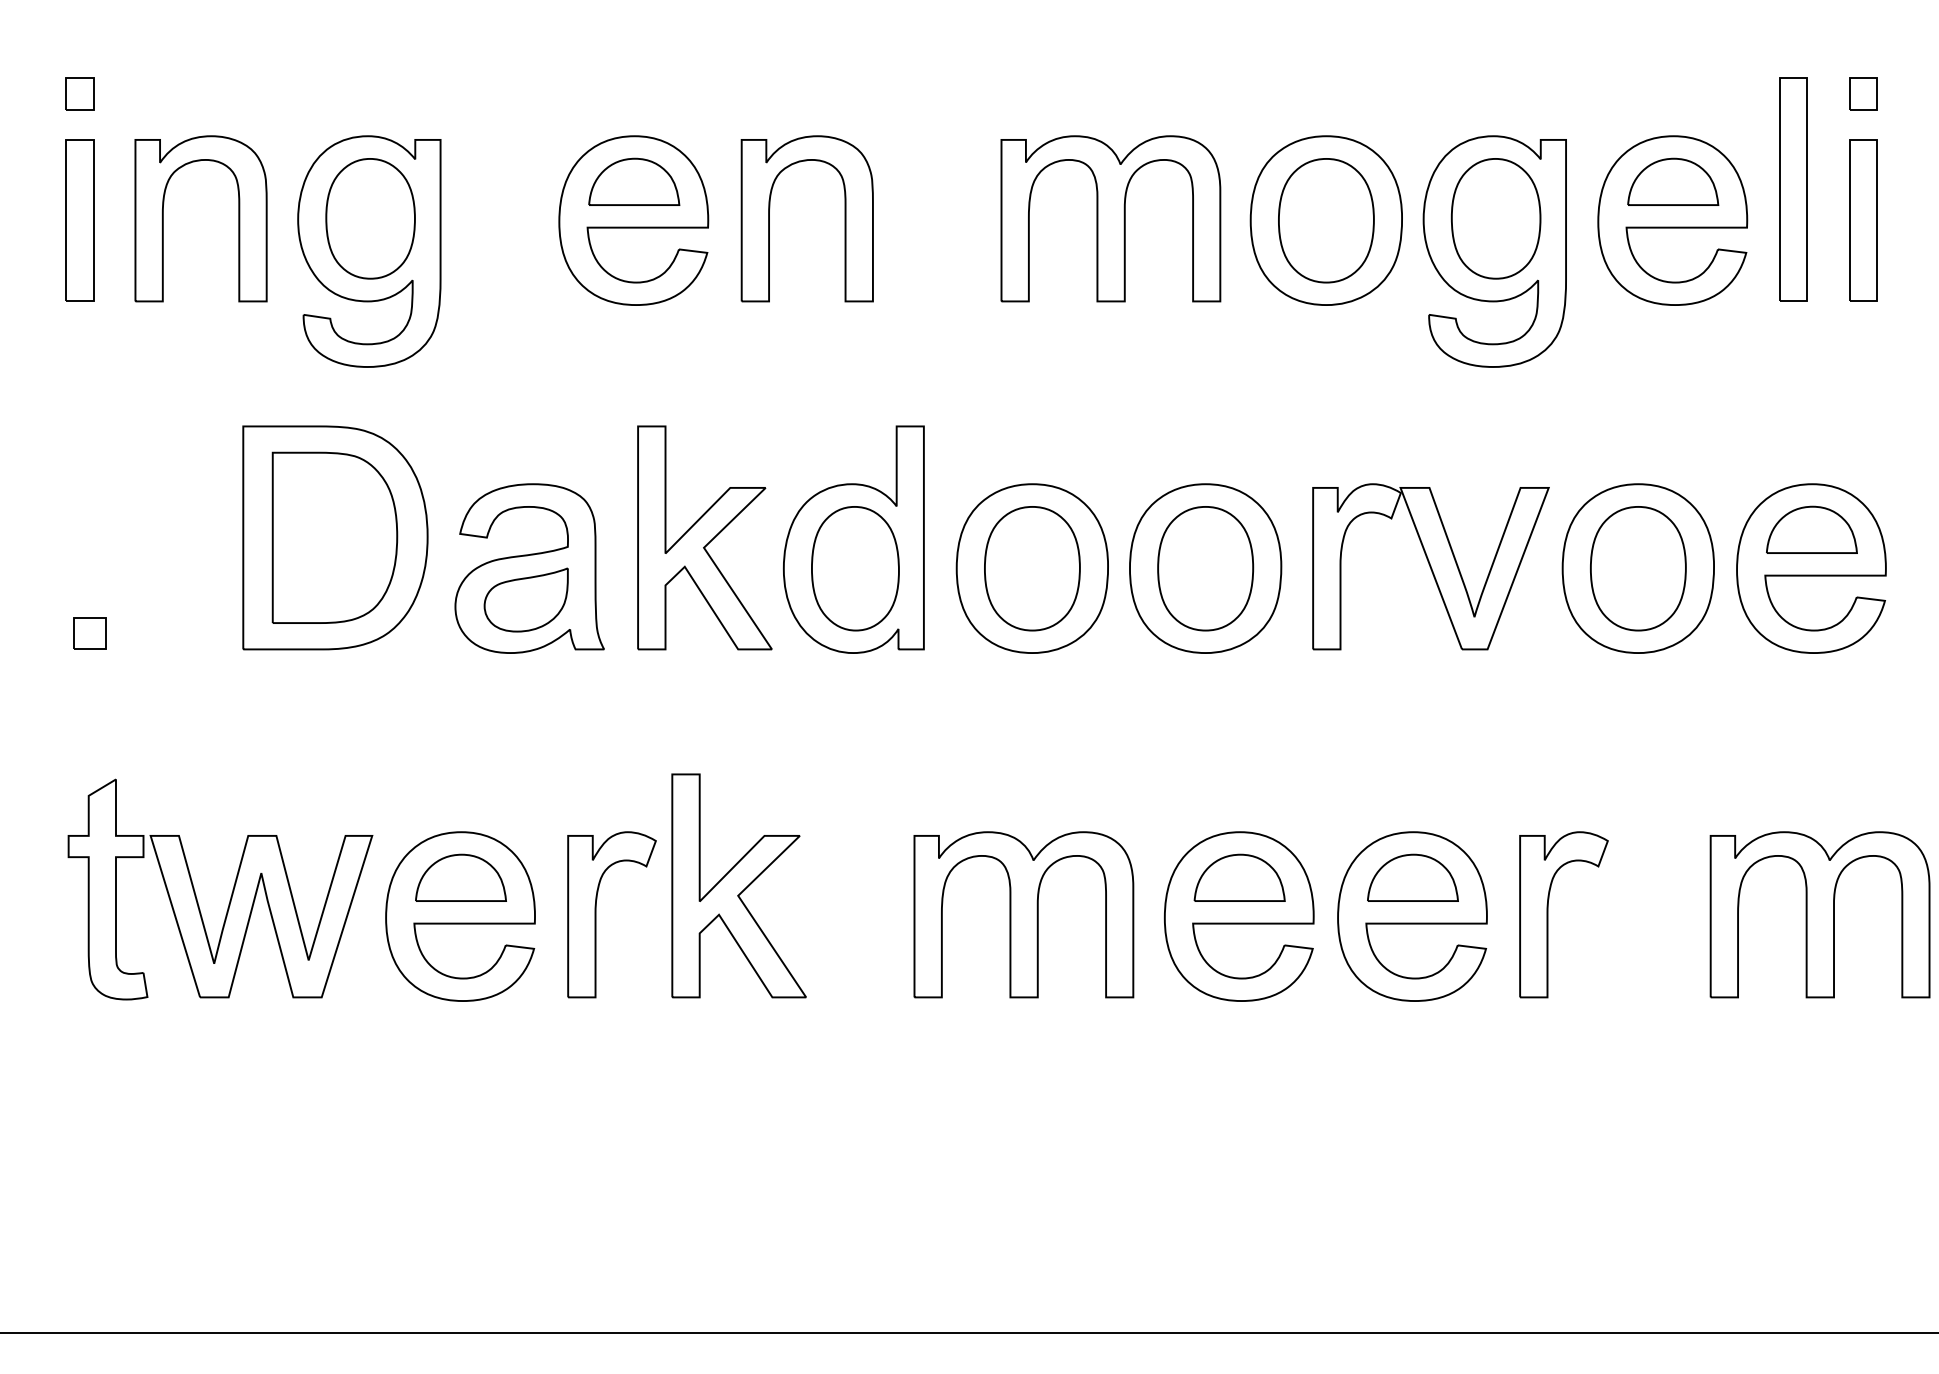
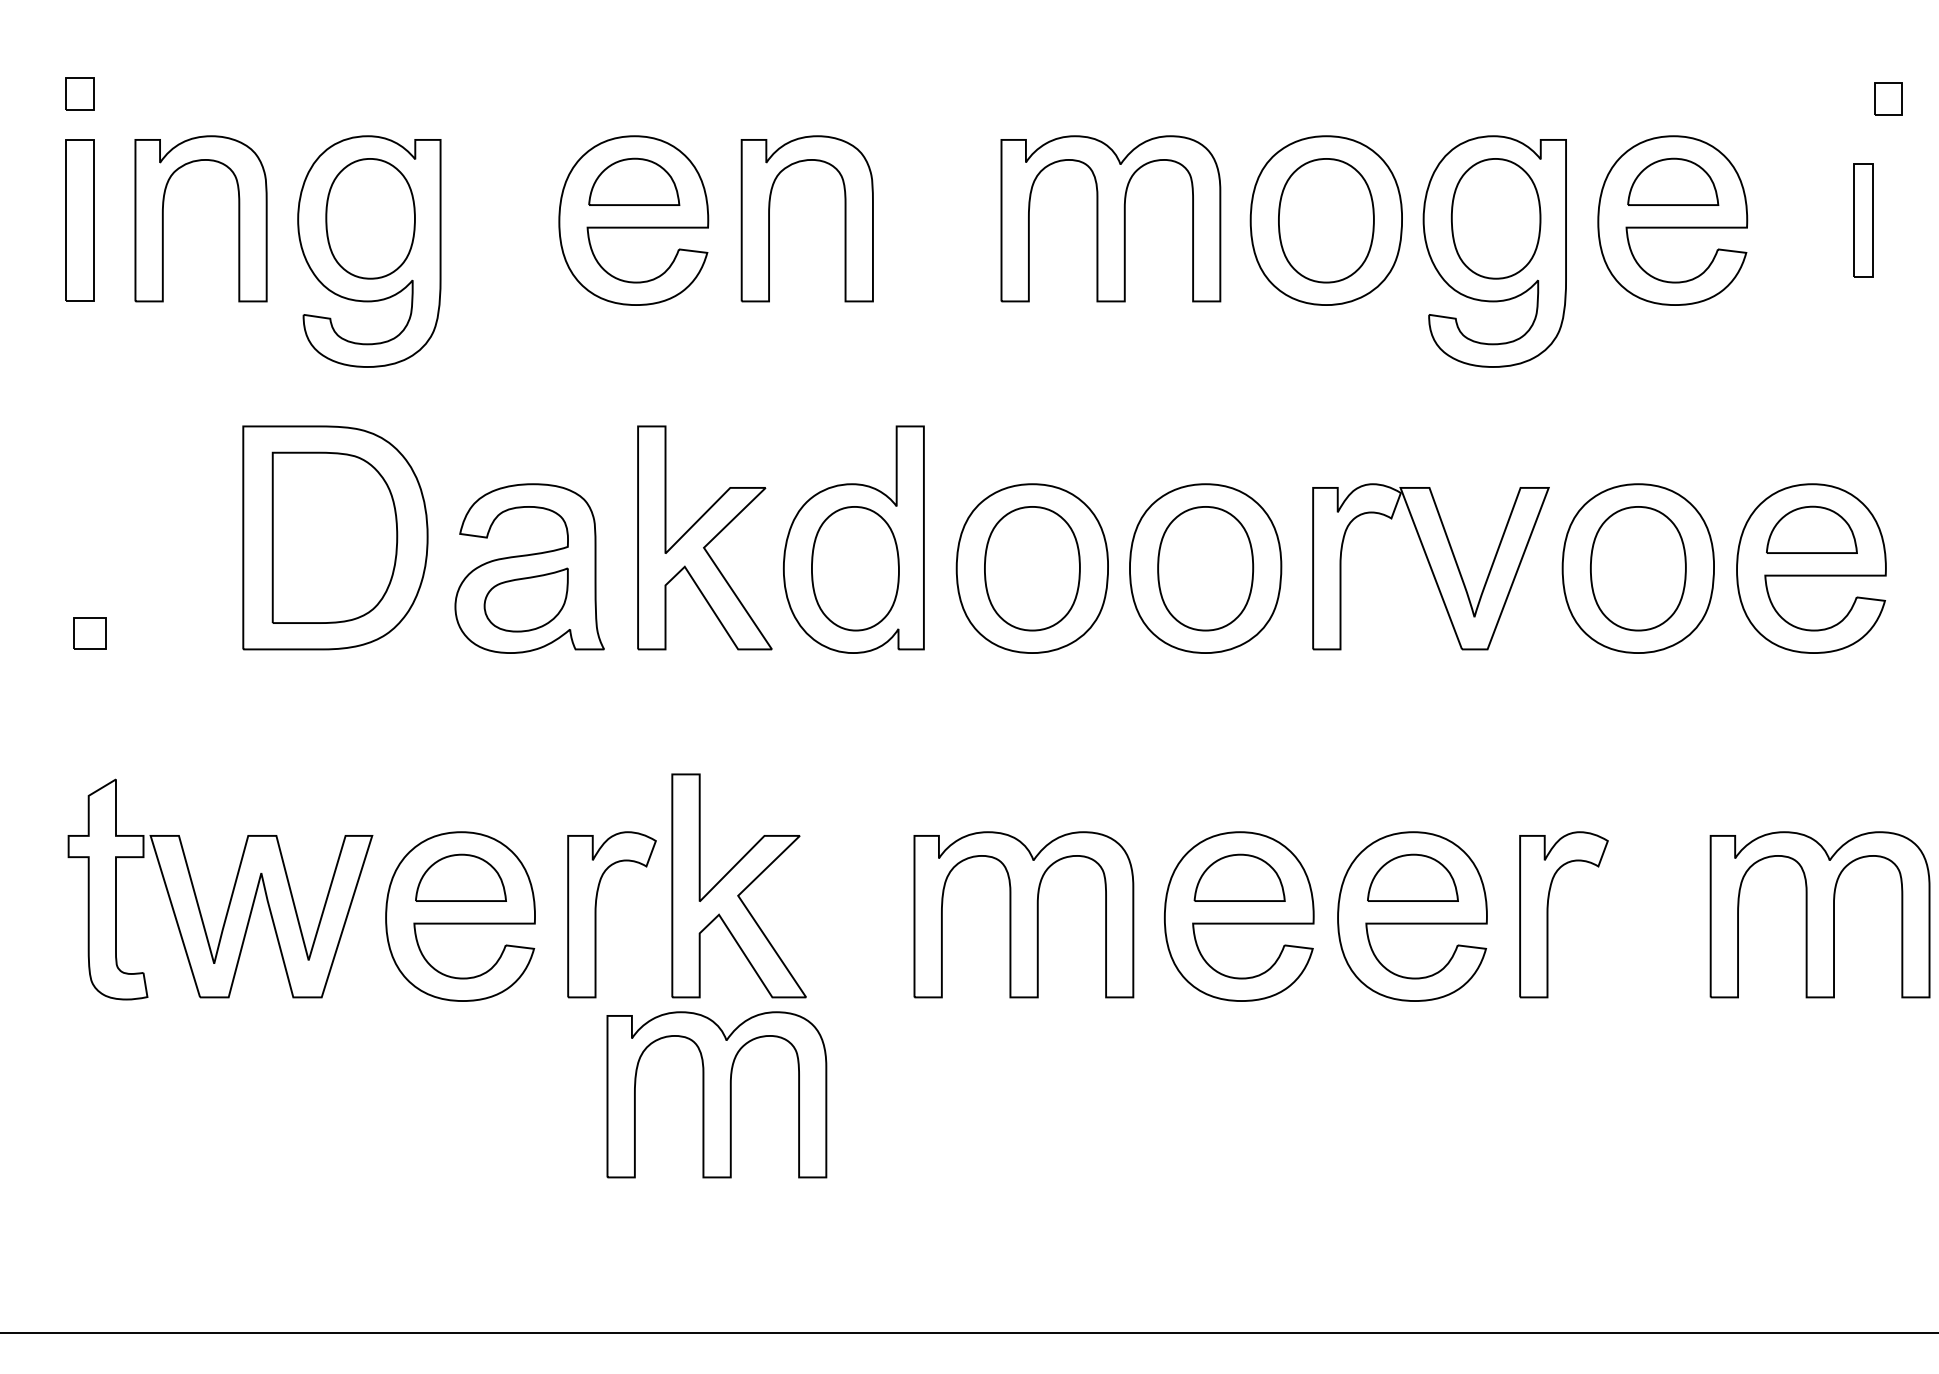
part position: (1863, 93) -> (1888, 98) (1888, 98)
part: present -> none (1793, 189)
part size: 29x163 px -> 21x115 px (1863, 220)
part: none -> present (716, 1094)
